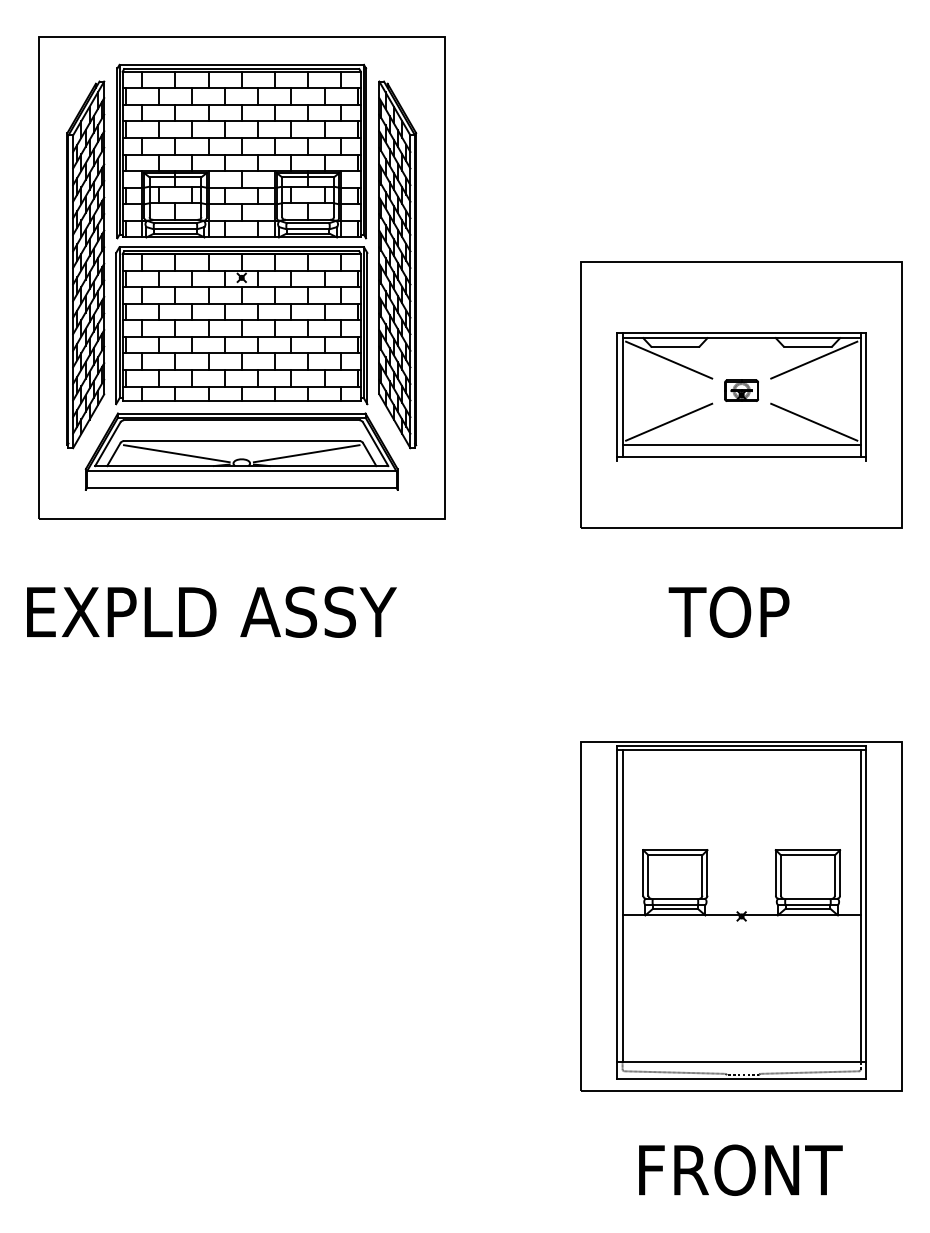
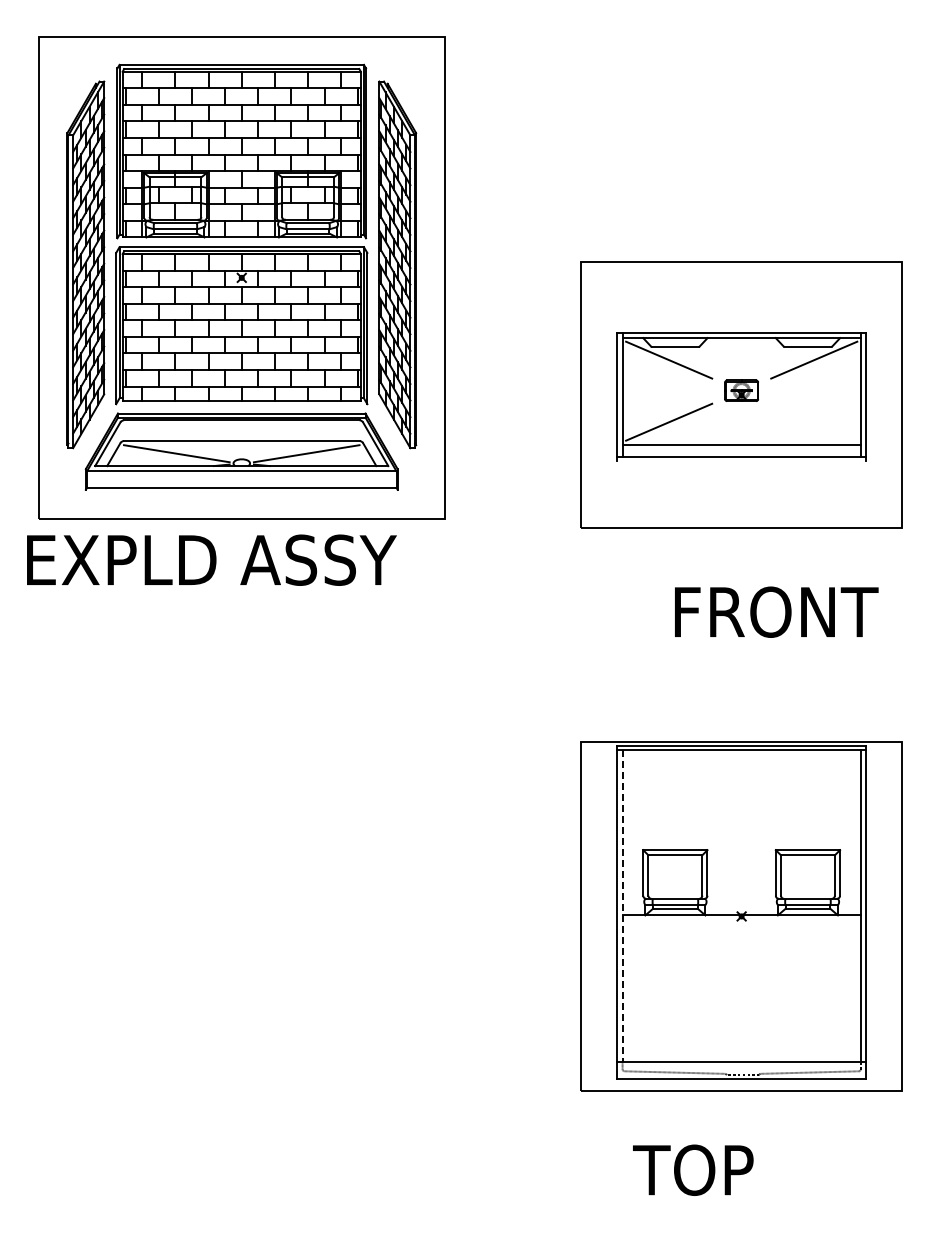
line: present -> none (814, 421)
text position: (211, 611) -> (211, 559) (211, 559)
text: TOP -> FRONT (773, 611)
line: solid -> dashed (622, 906)
text: FRONT -> TOP (737, 1169)
